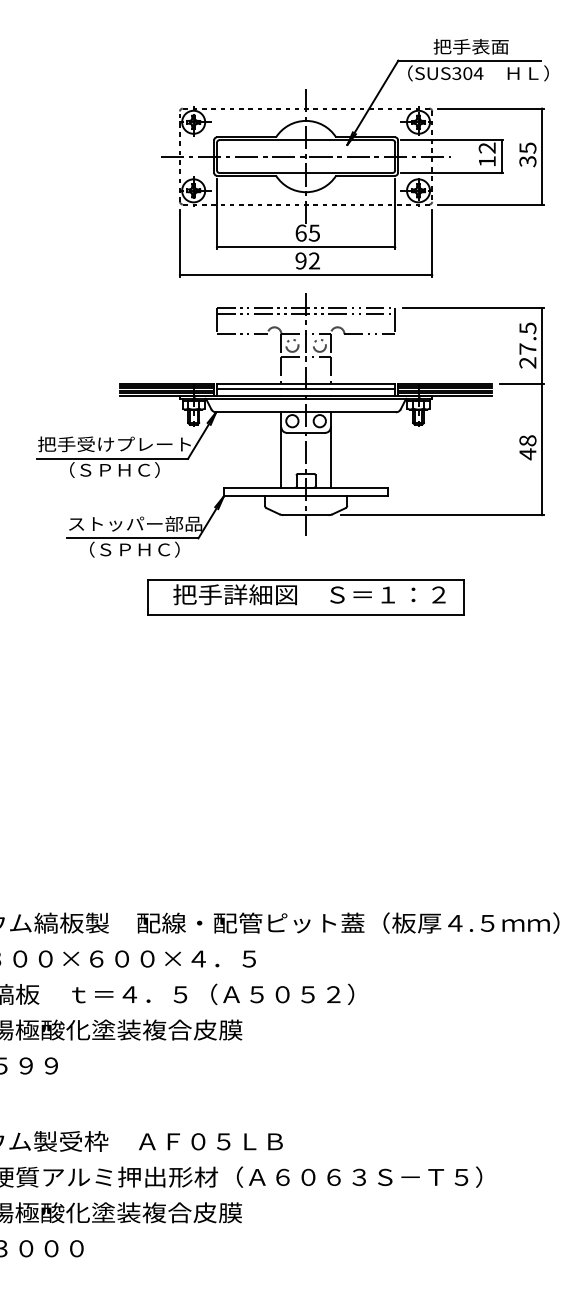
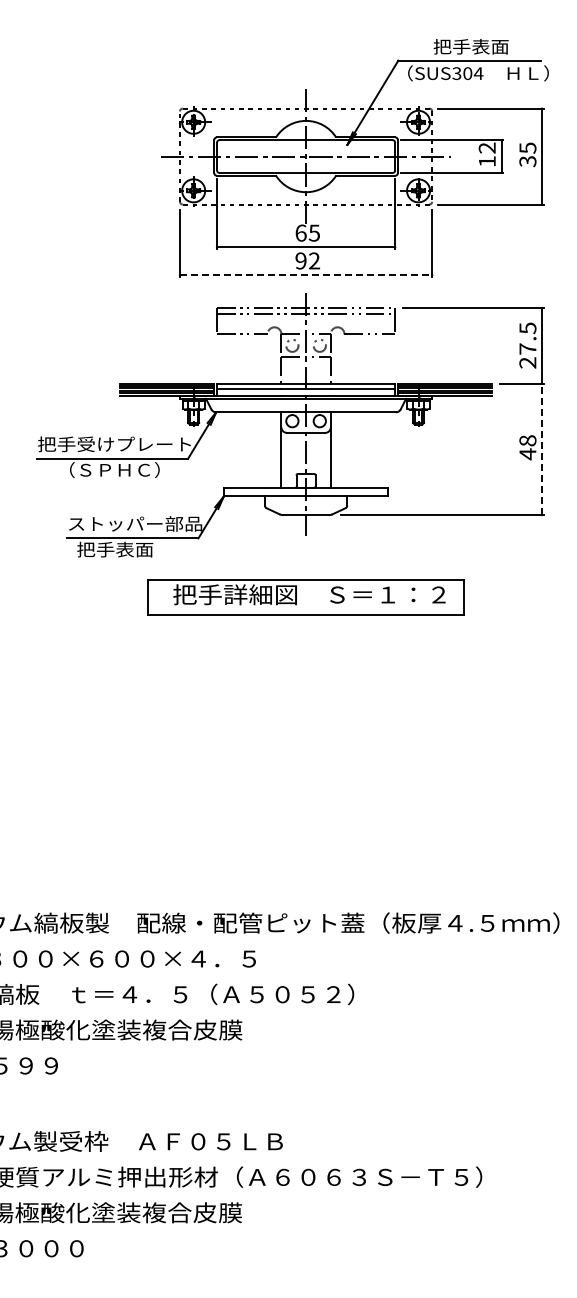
line: solid -> dashed (306, 275)
line: solid -> dashed (542, 449)
text: （ＳＰＨＣ） -> 把手表面 (128, 549)
